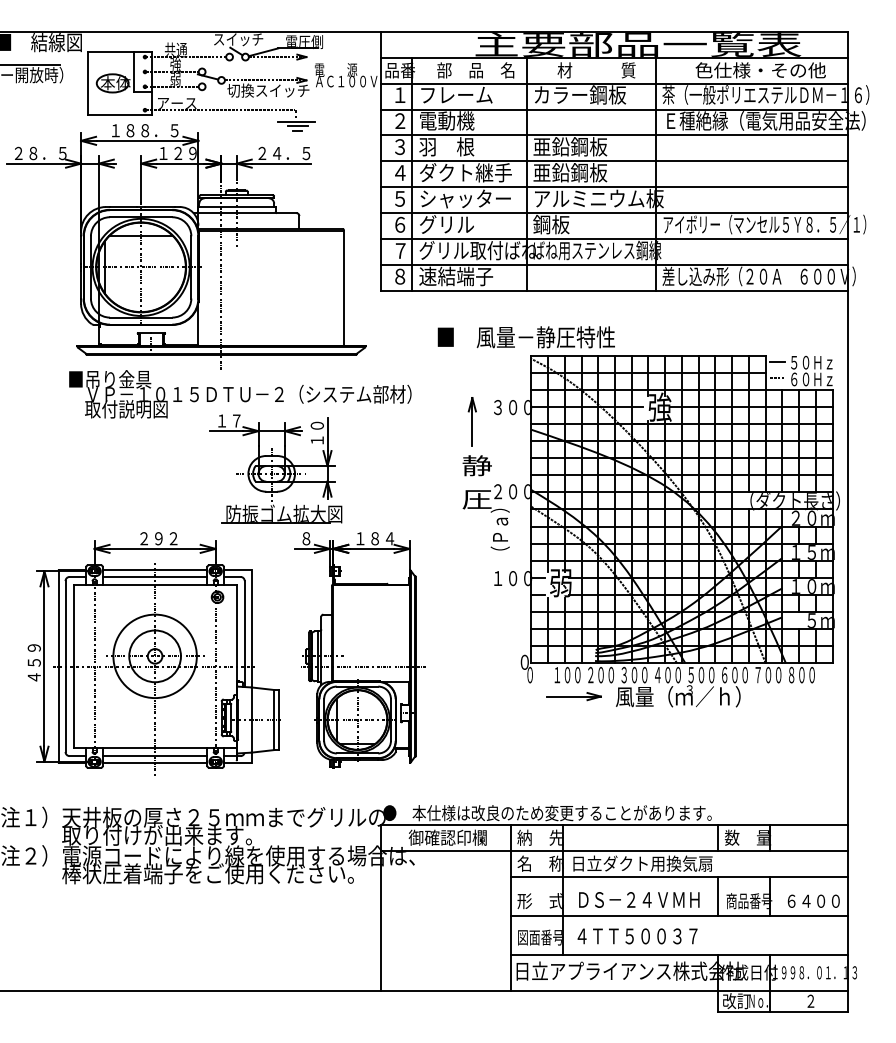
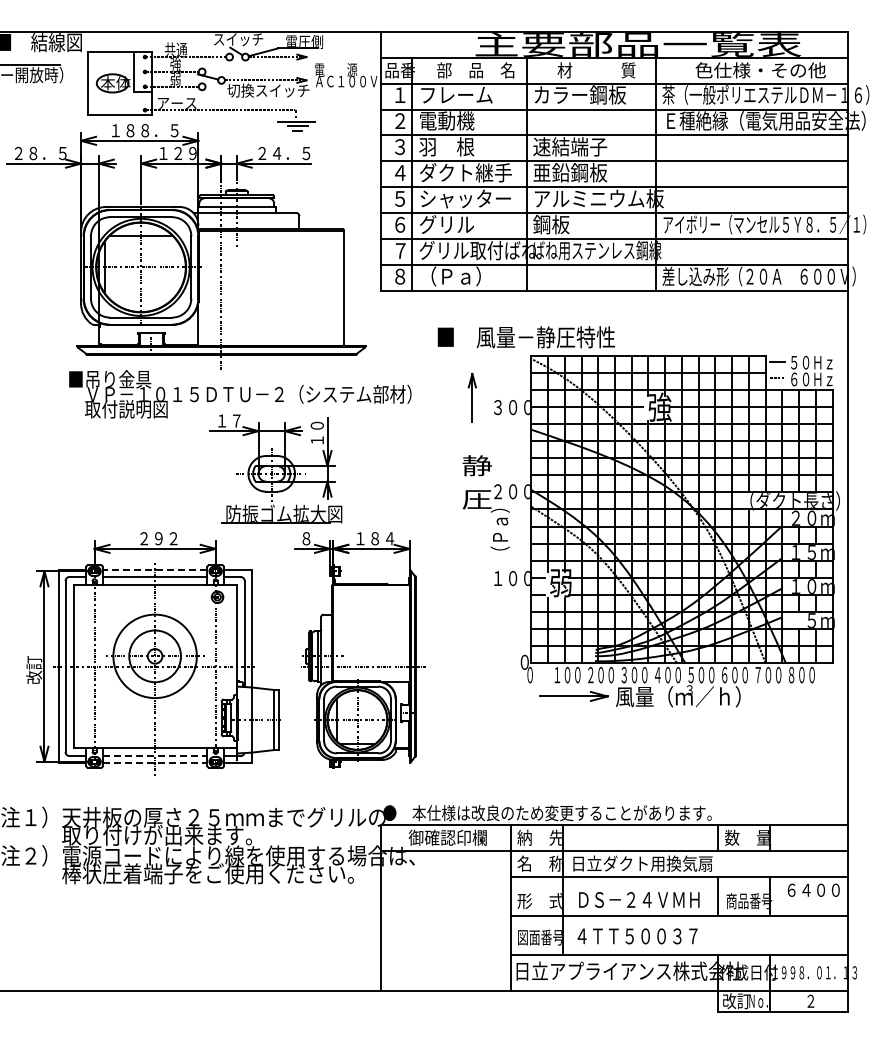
text: 亜鉛鋼板 -> 速結端子 (570, 146)
text: 速結端子 -> （Ｐａ） (456, 276)
part position: (471, 421) -> (471, 397) (471, 397)
line: solid -> dashed (154, 570)
text: ４５９ -> 改訂 (34, 663)
part size: 56x10 px -> 70x11 px (573, 696)
line: solid -> dashed (155, 756)
line: solid -> dashed (155, 762)
text position: (813, 900) -> (813, 889) (813, 889)
